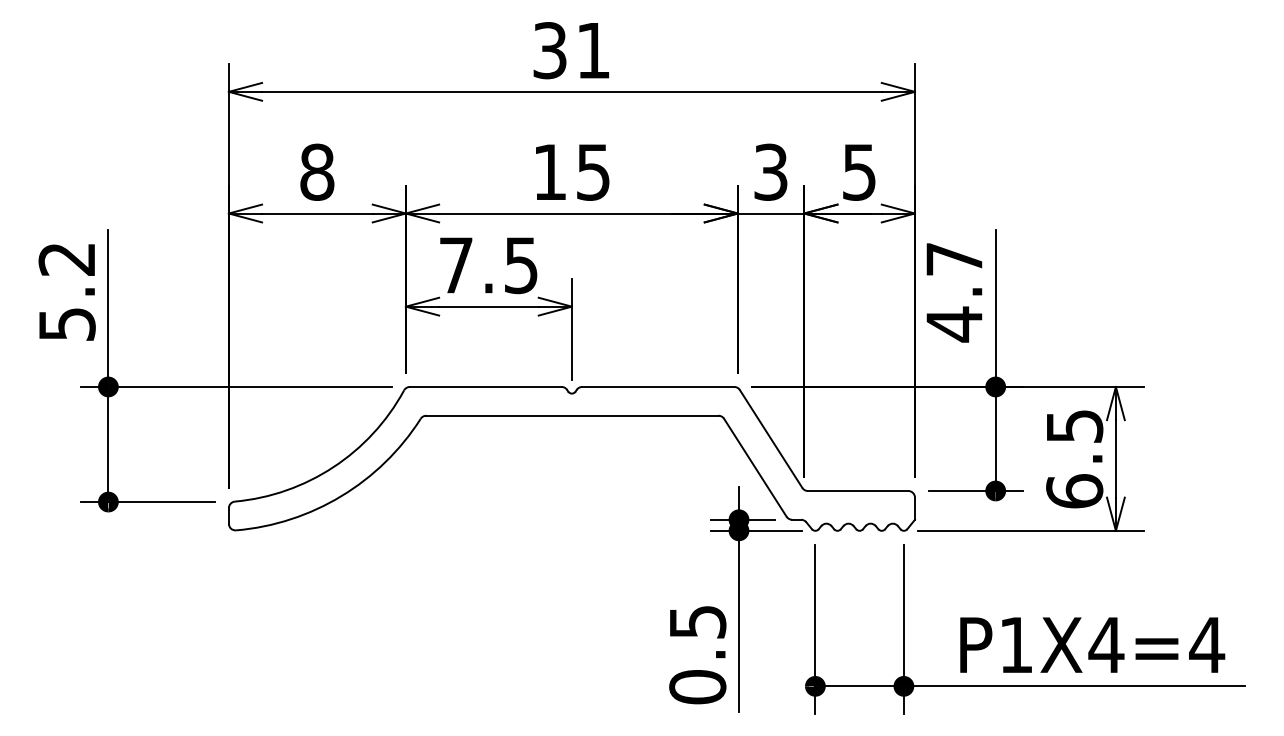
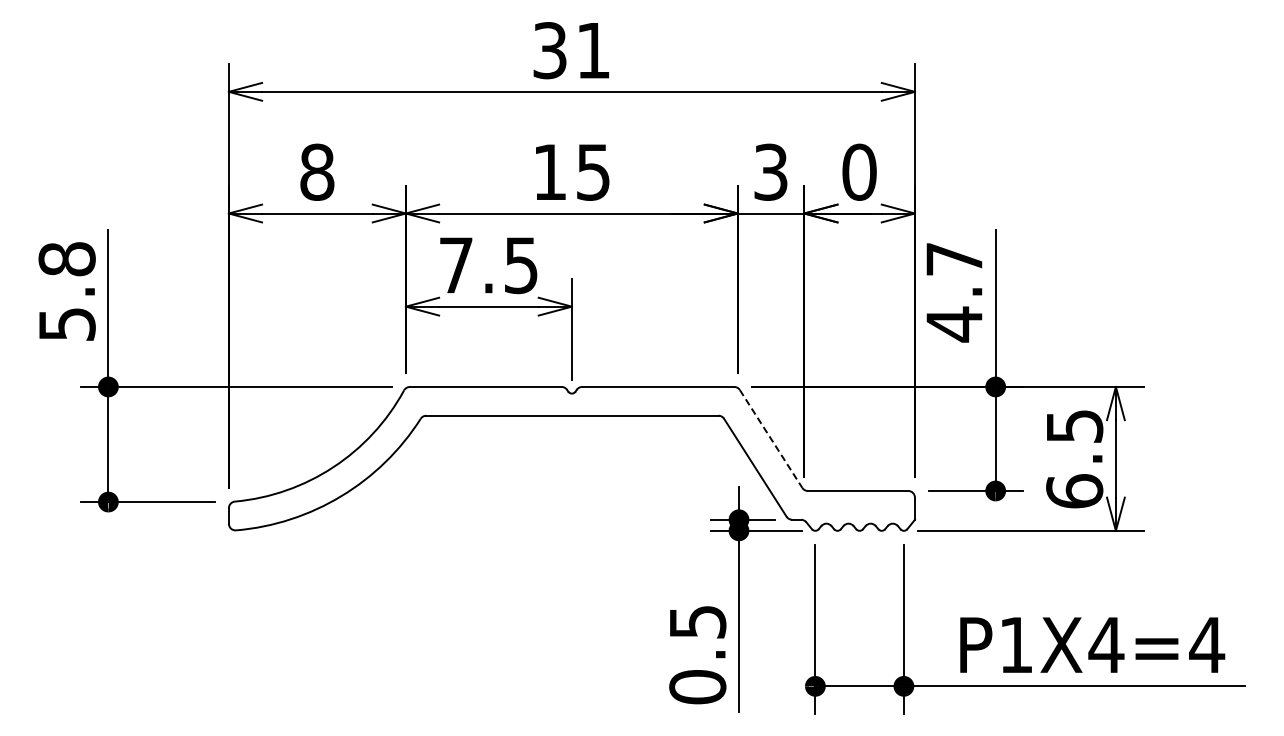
text: 5 -> 0 (859, 171)
text: 5.2 -> 5.8 (66, 259)
line: solid -> dashed (771, 439)
